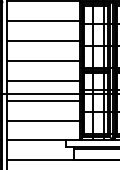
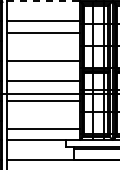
line: solid -> dashed (44, 1)
line position: (43, 41) -> (43, 33) (43, 33)
line position: (43, 120) -> (43, 128) (43, 128)
